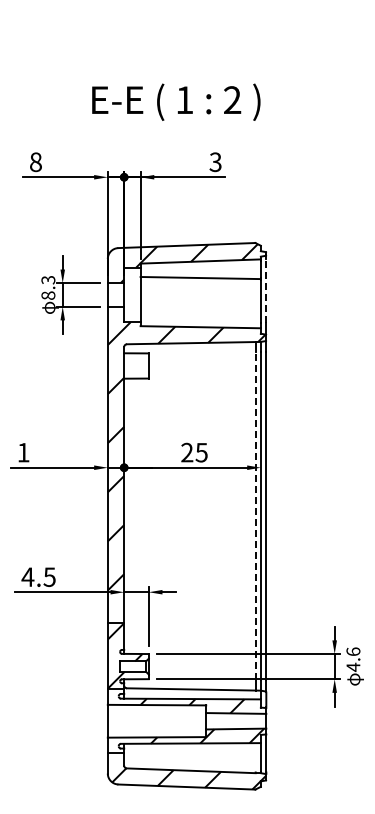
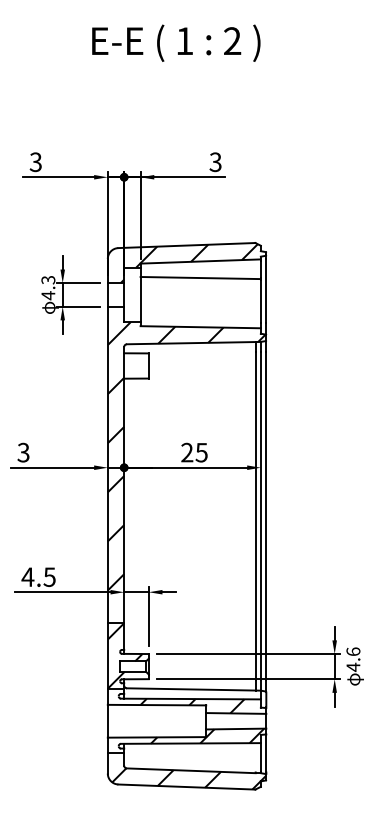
text position: (176, 101) -> (176, 42) (176, 42)
text: 8 -> 3 (35, 161)
line: dashed -> solid (266, 291)
text: 8.3 -> 4.3 (48, 295)
text: 1 -> 3 (23, 452)
line: dashed -> solid (255, 516)
